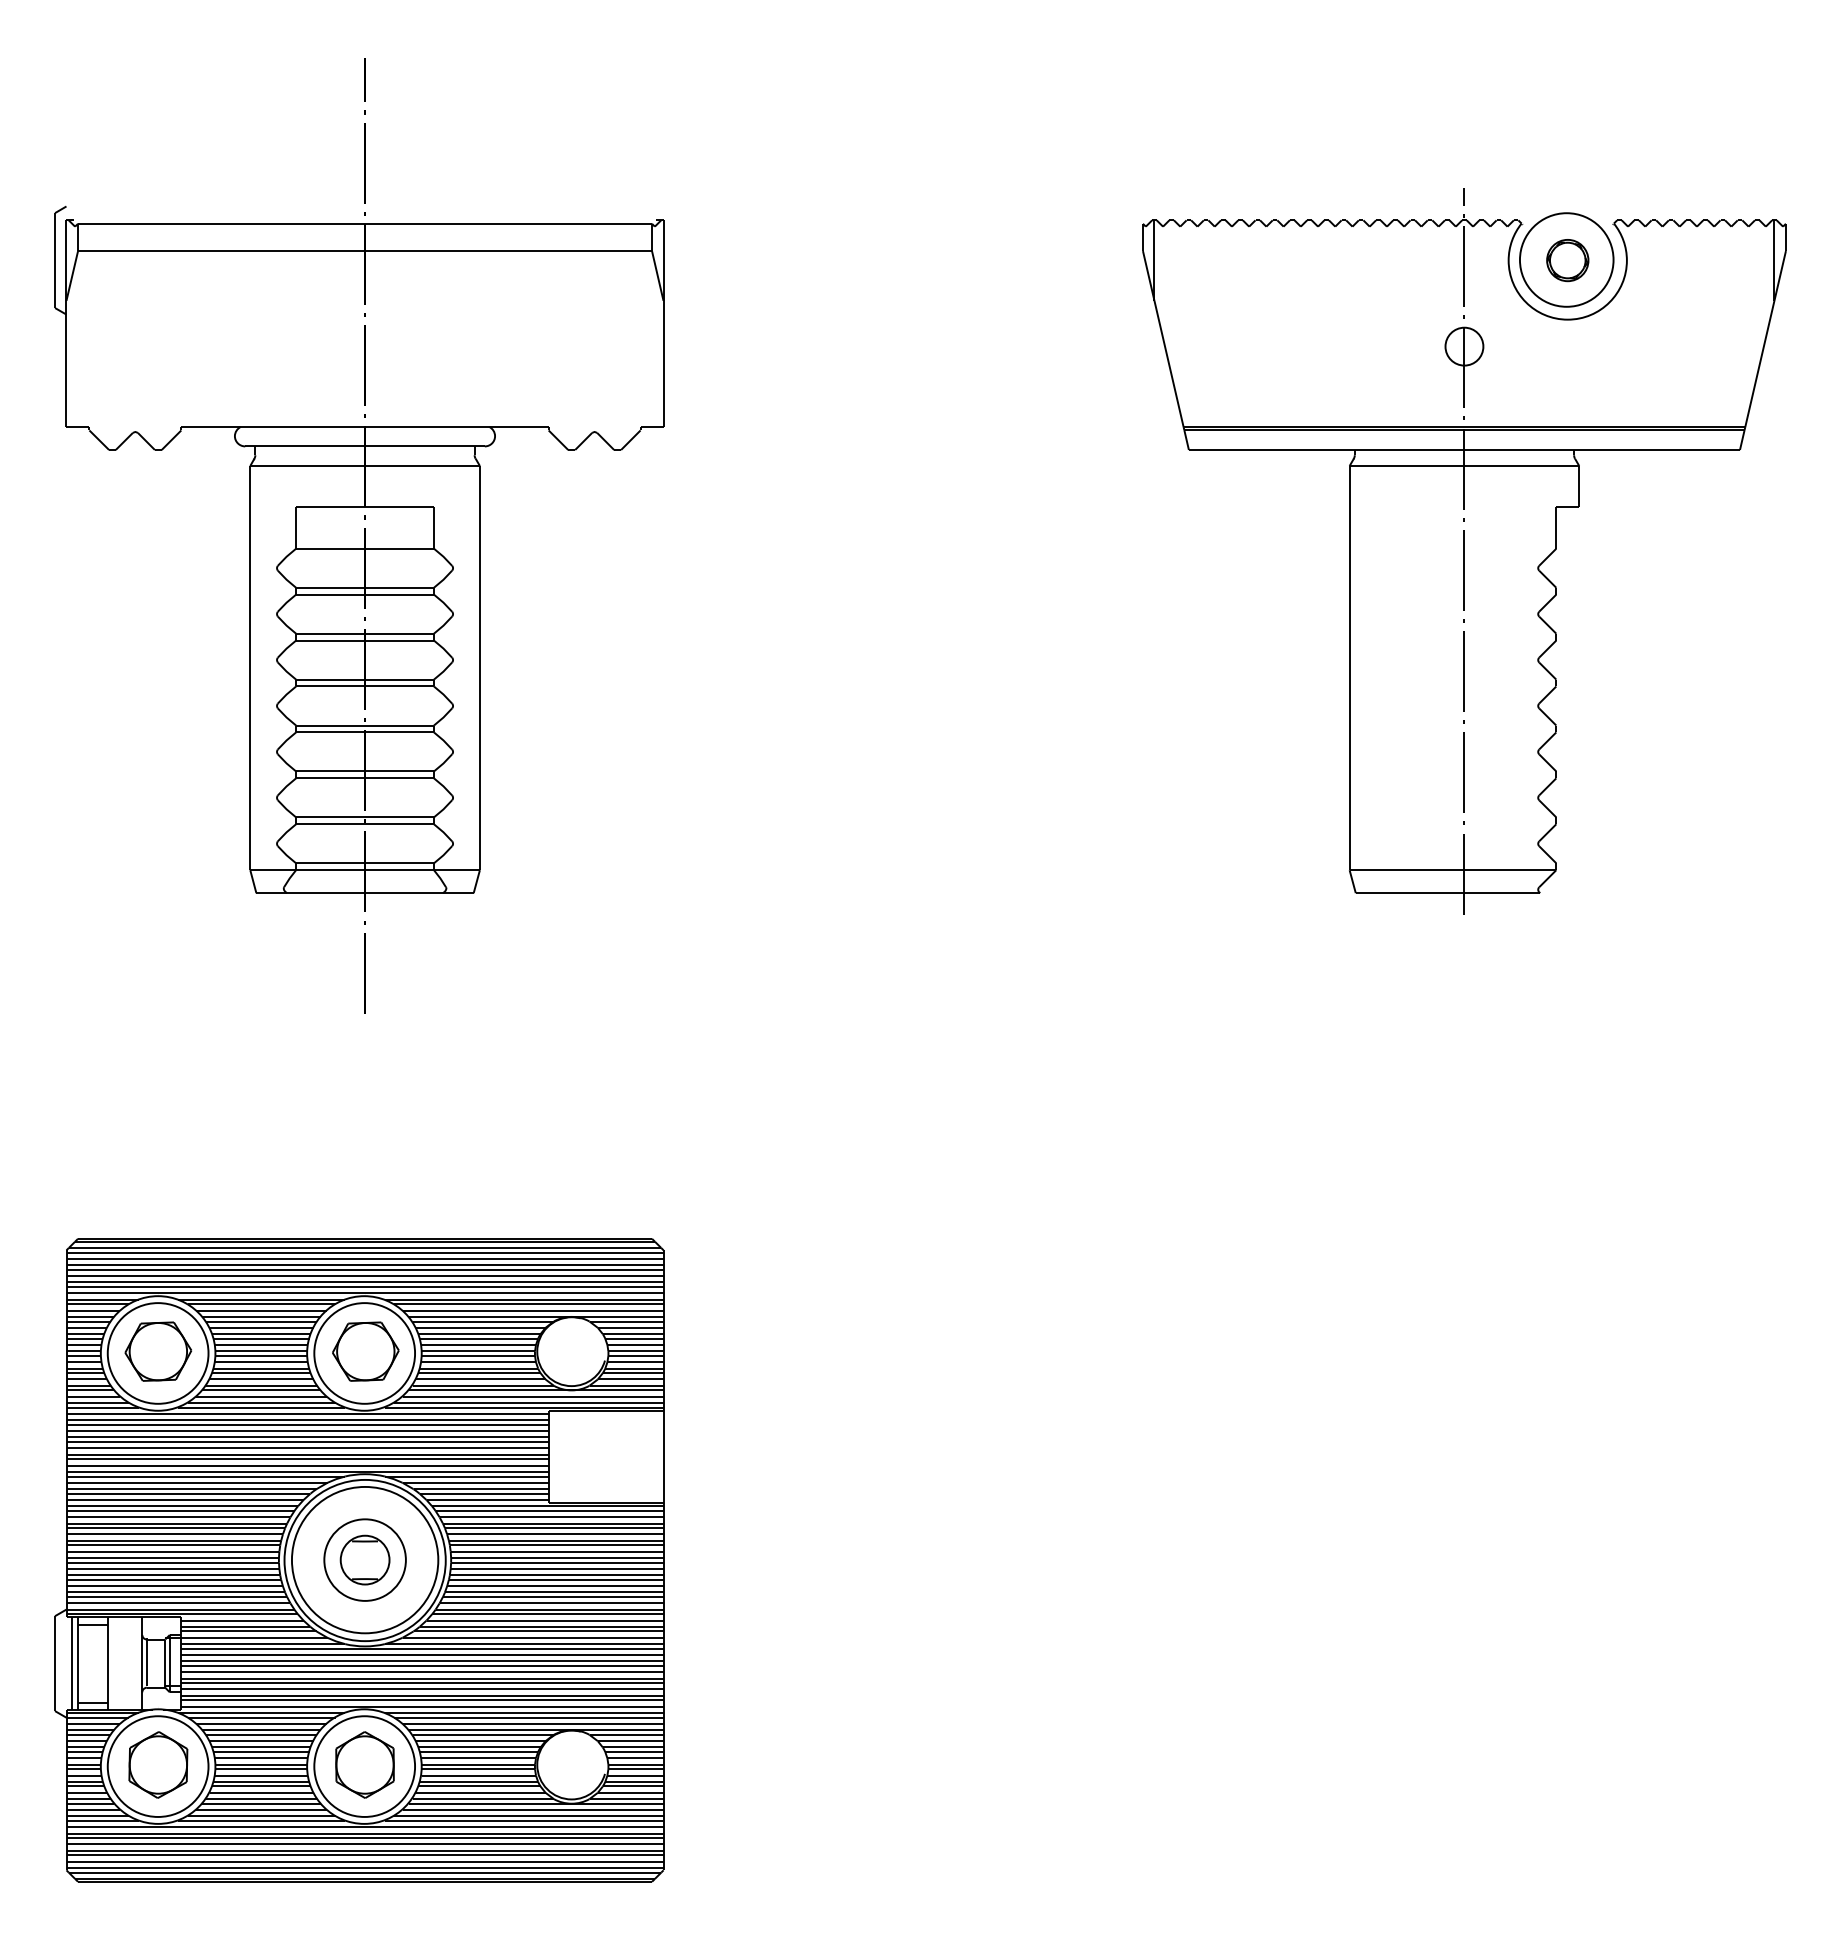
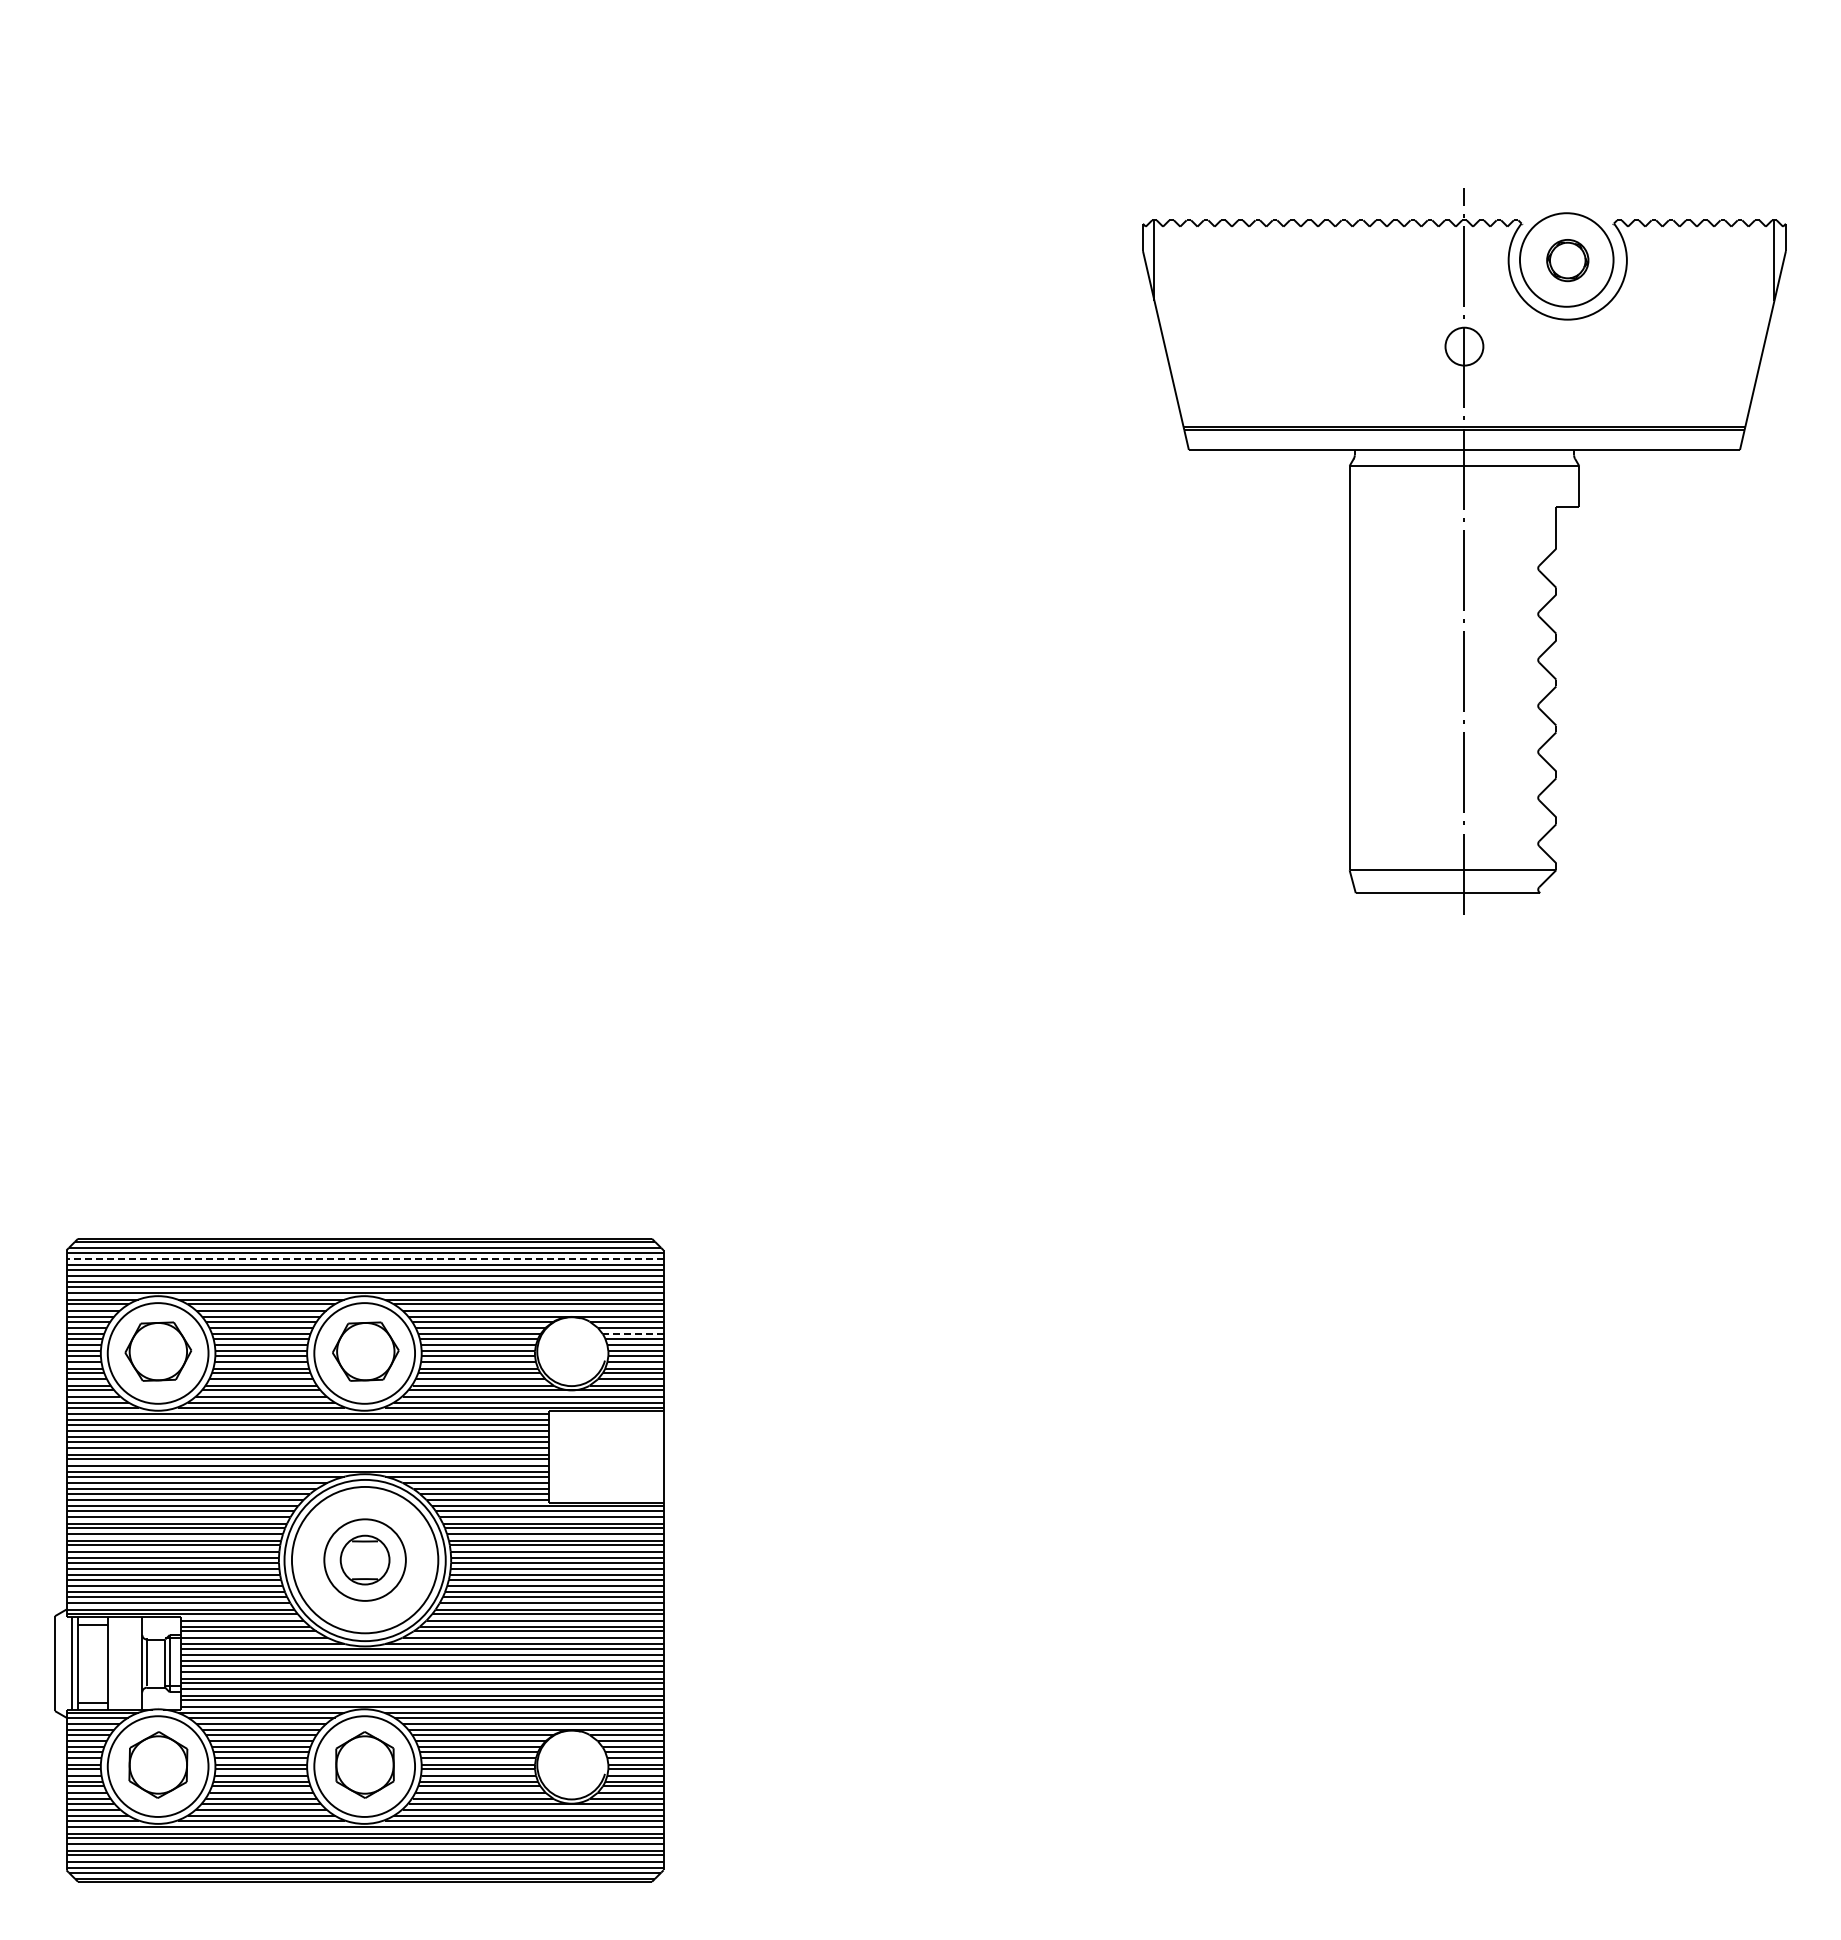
part: present -> none (359, 535)
line: solid -> dashed (365, 1258)
line: solid -> dashed (632, 1334)
